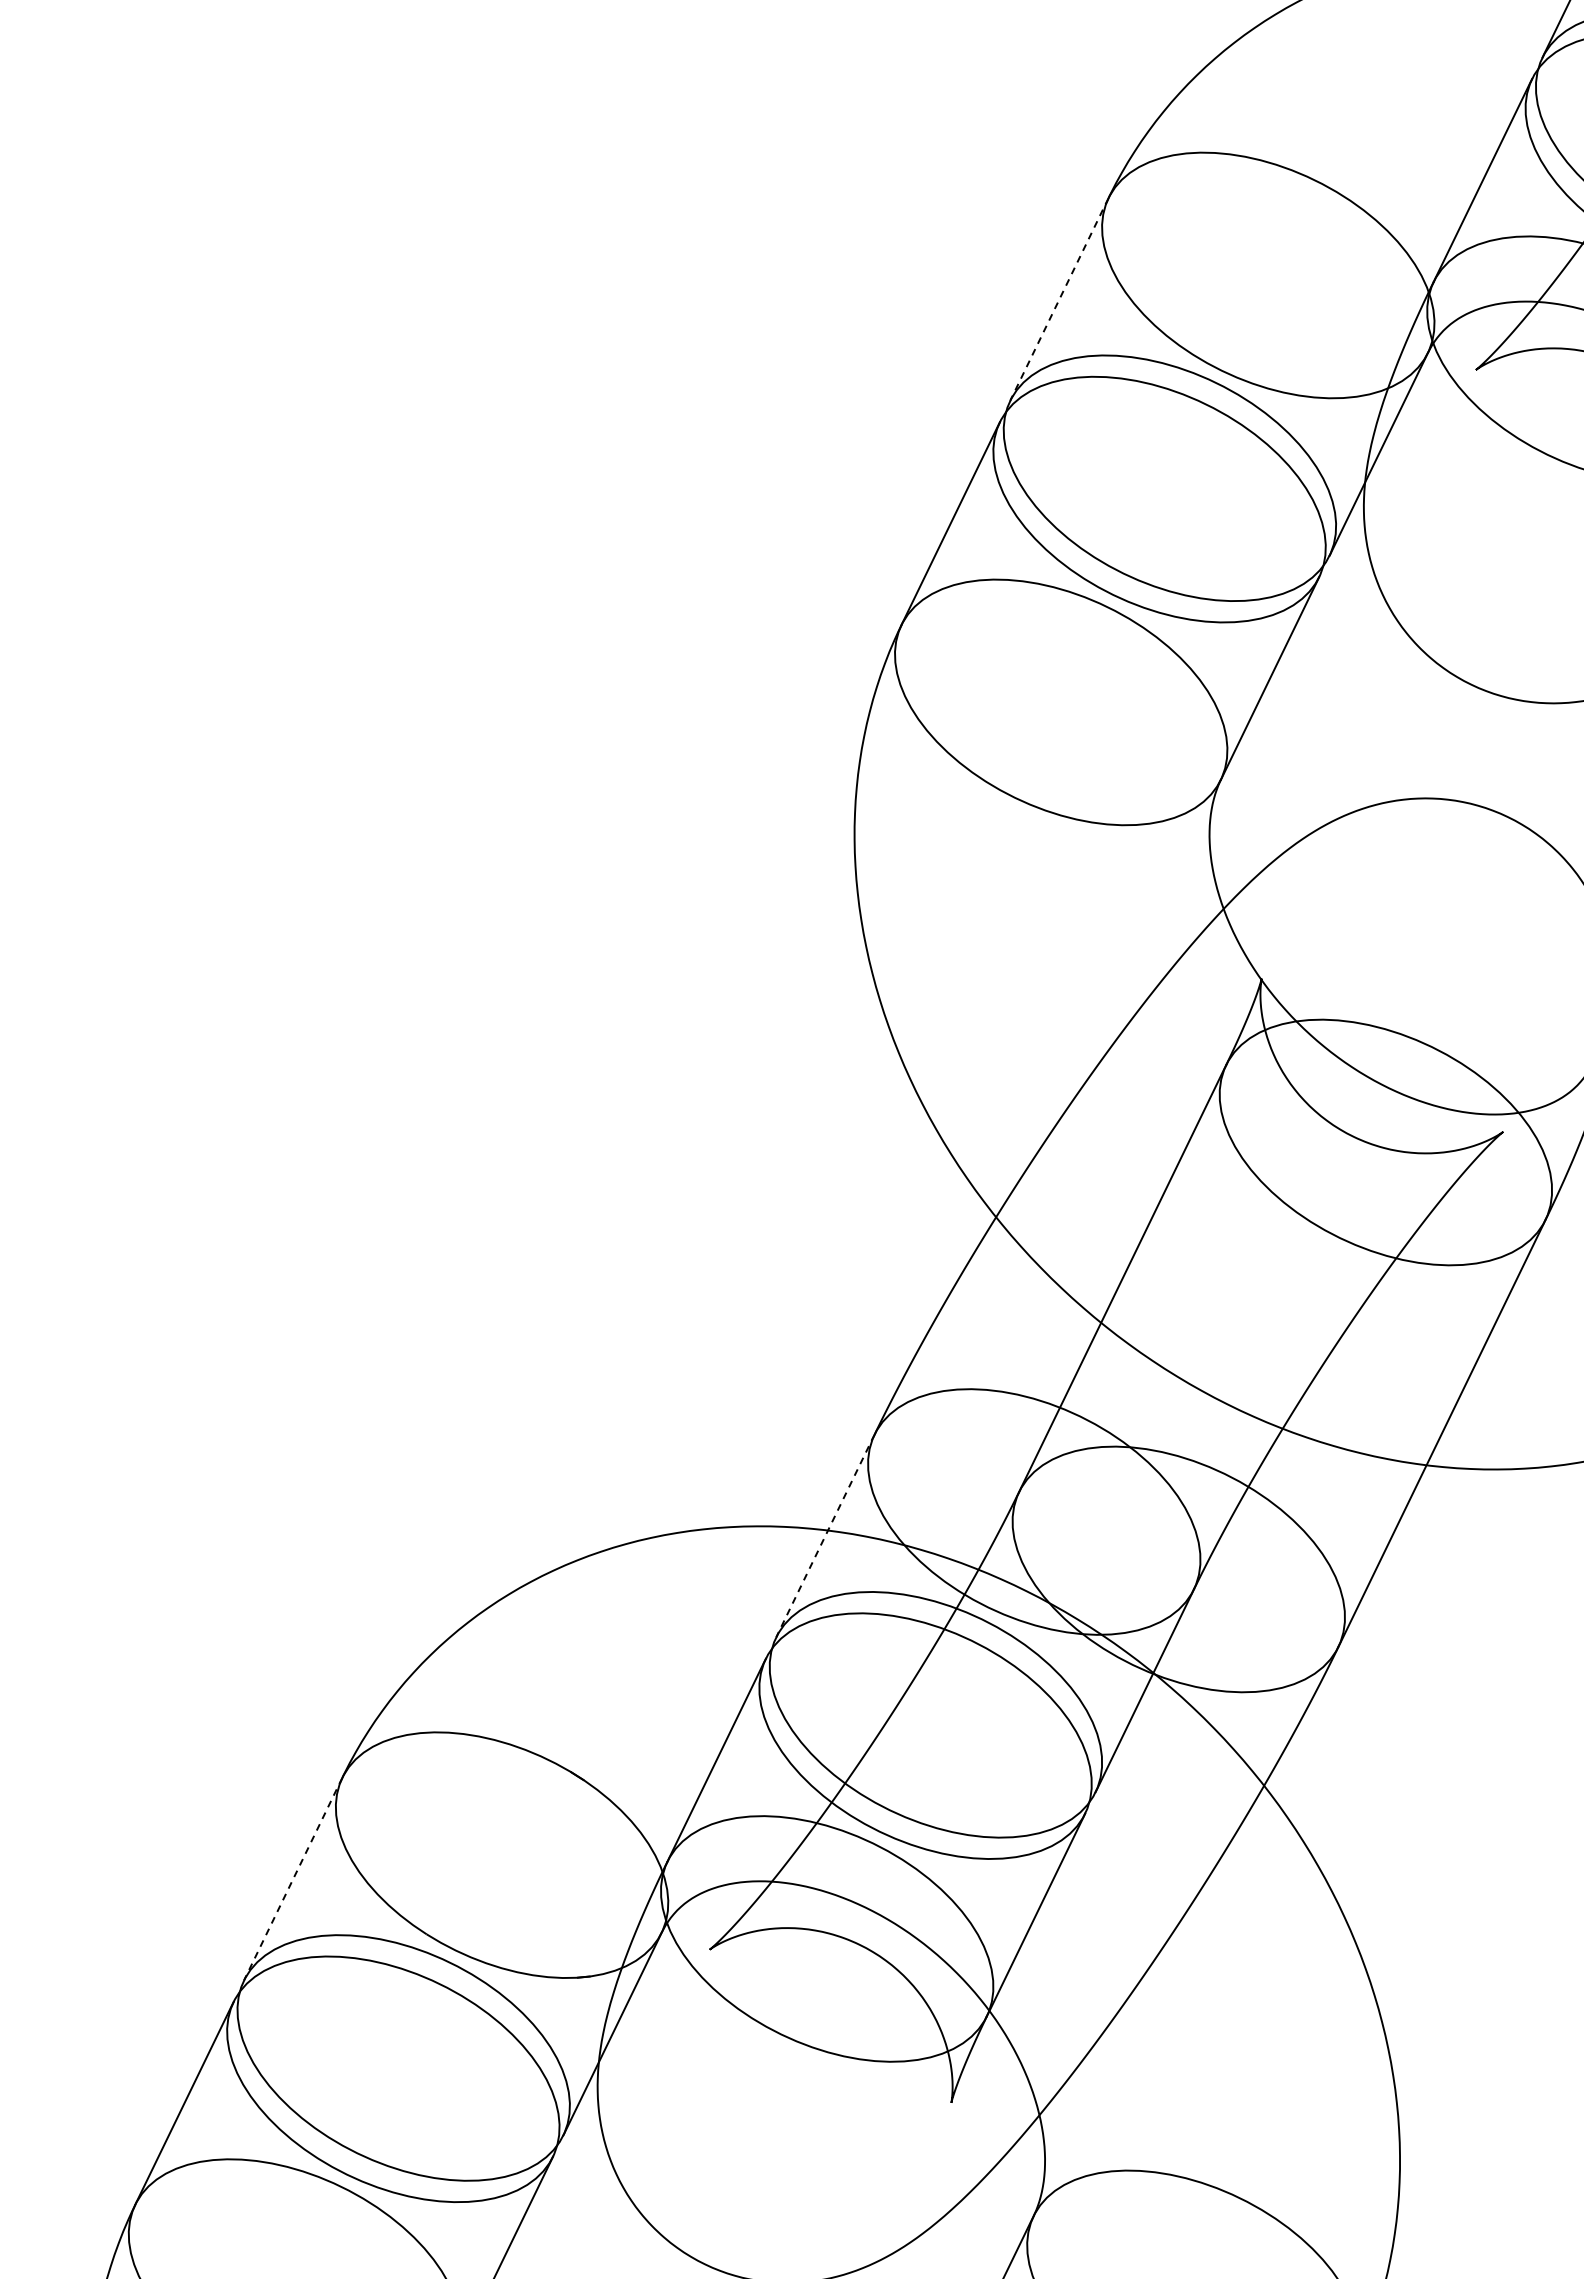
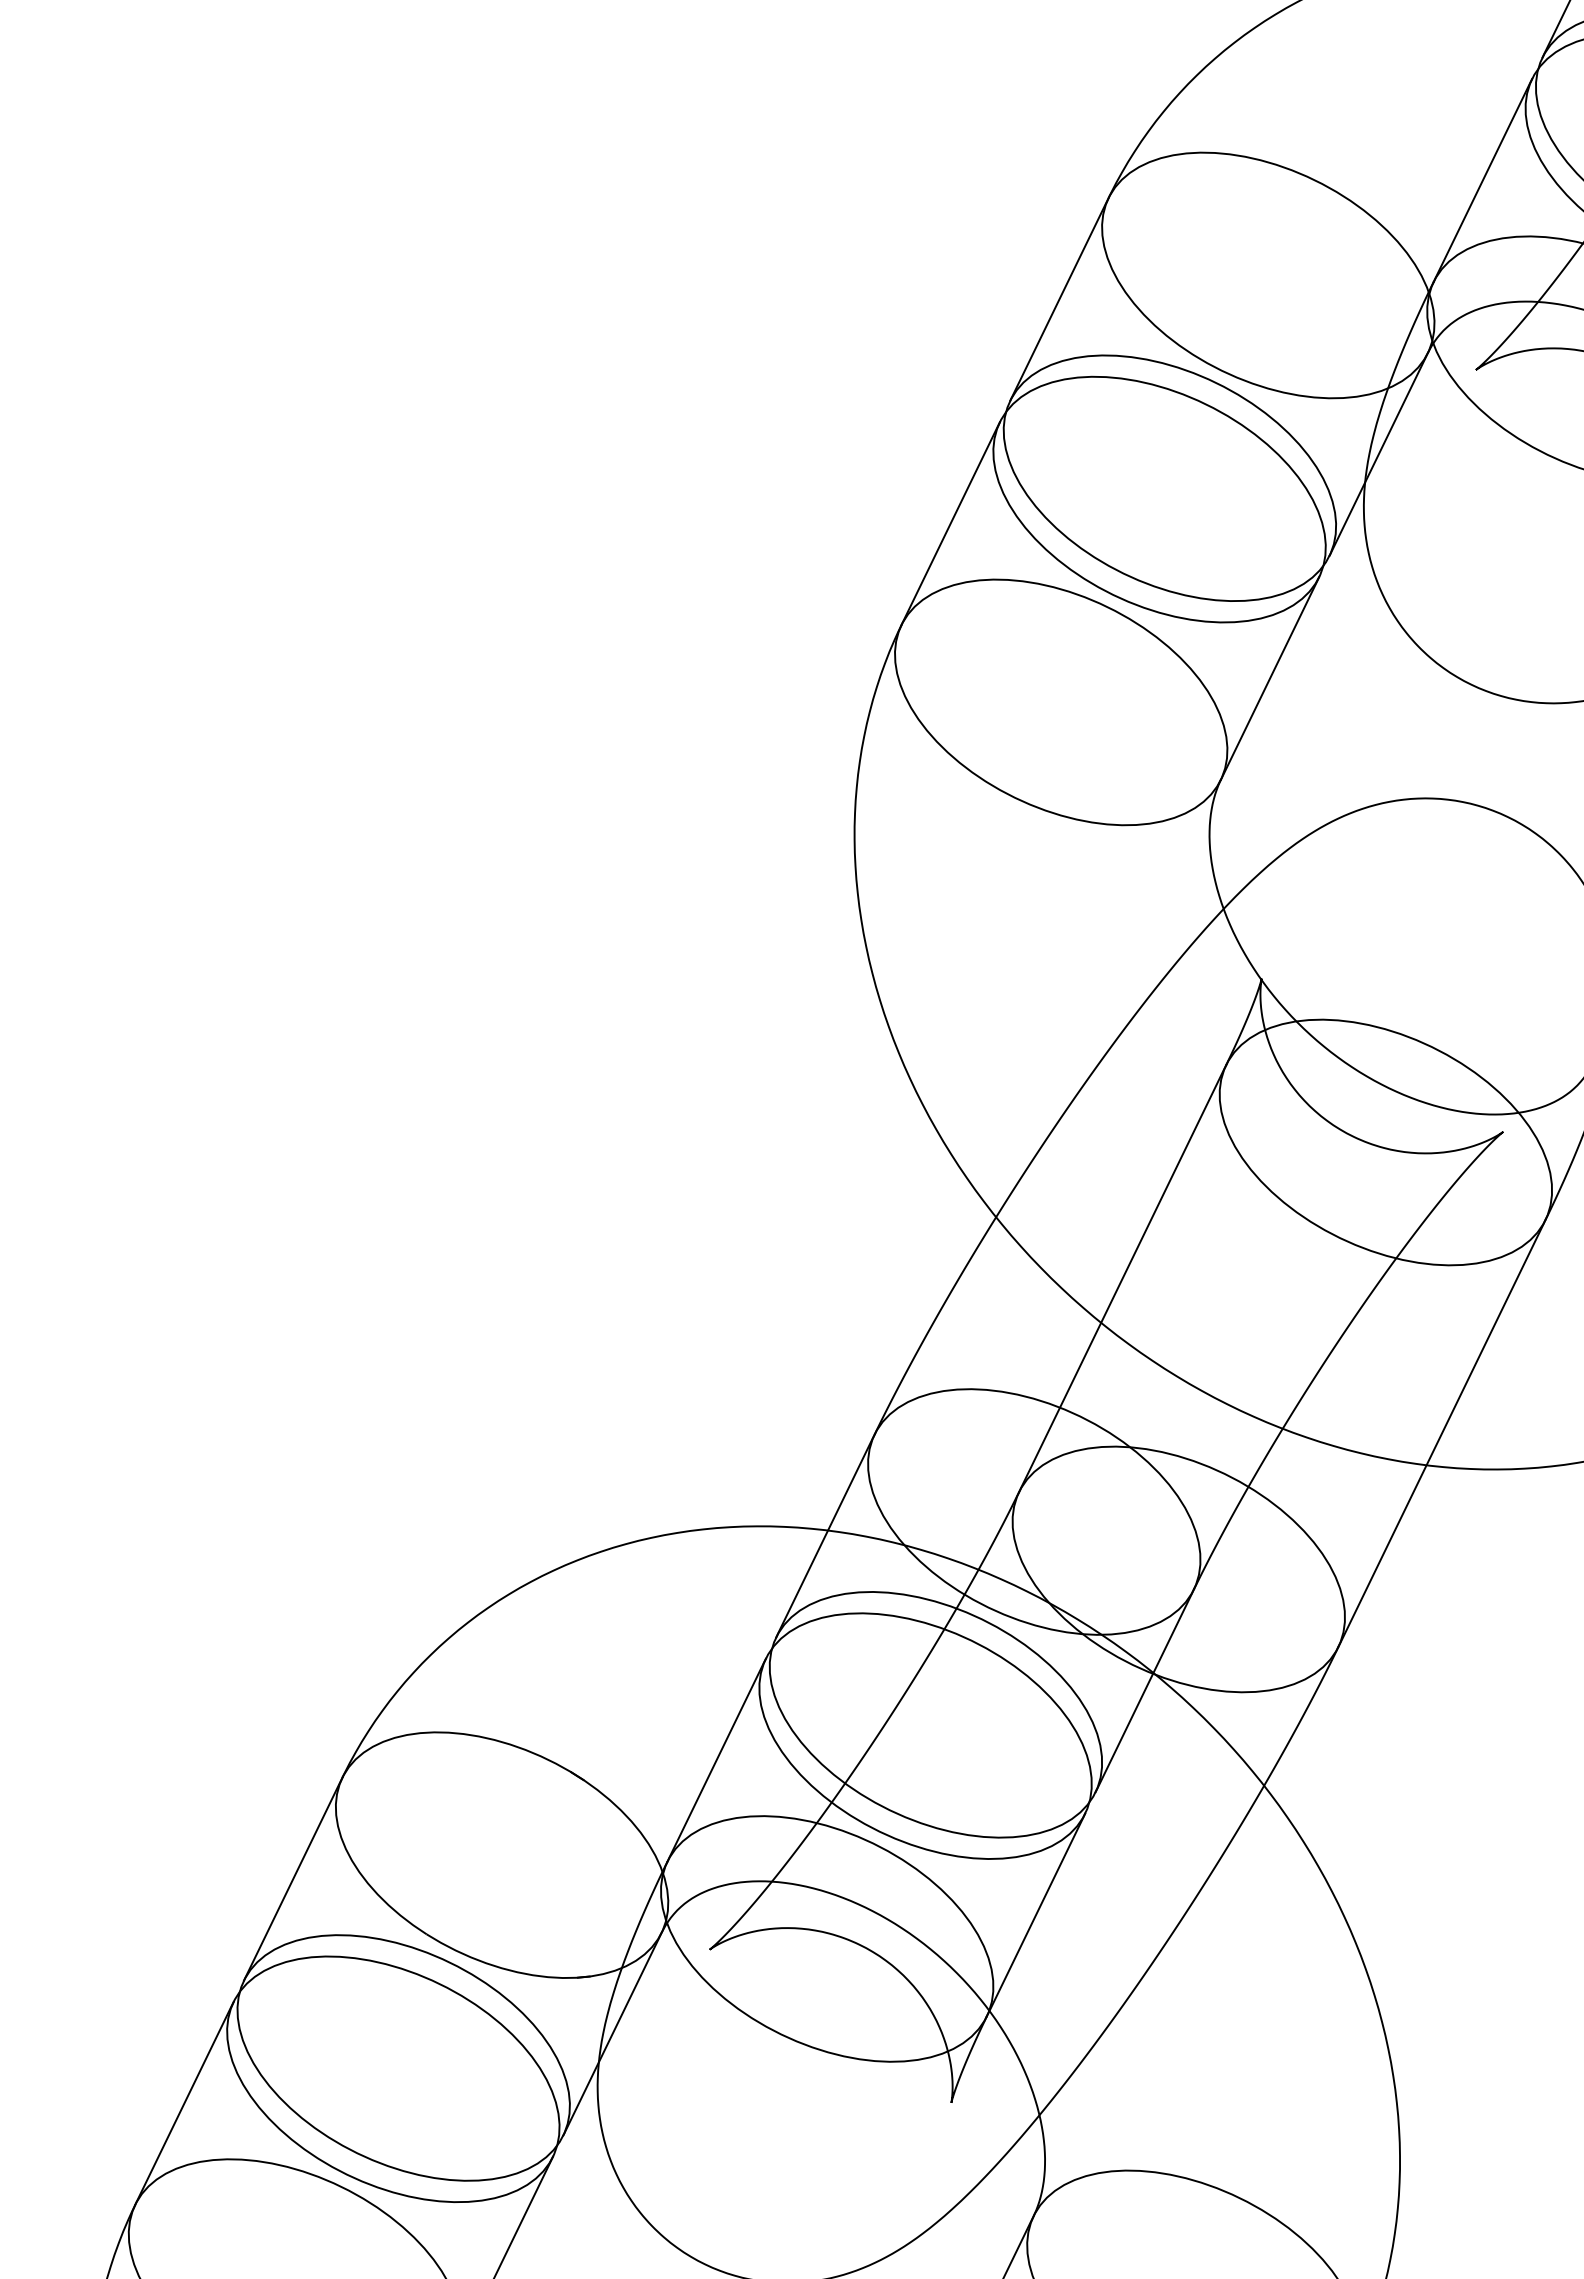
line: dashed -> solid (1059, 299)
line: dashed -> solid (825, 1535)
line: dashed -> solid (293, 1879)
